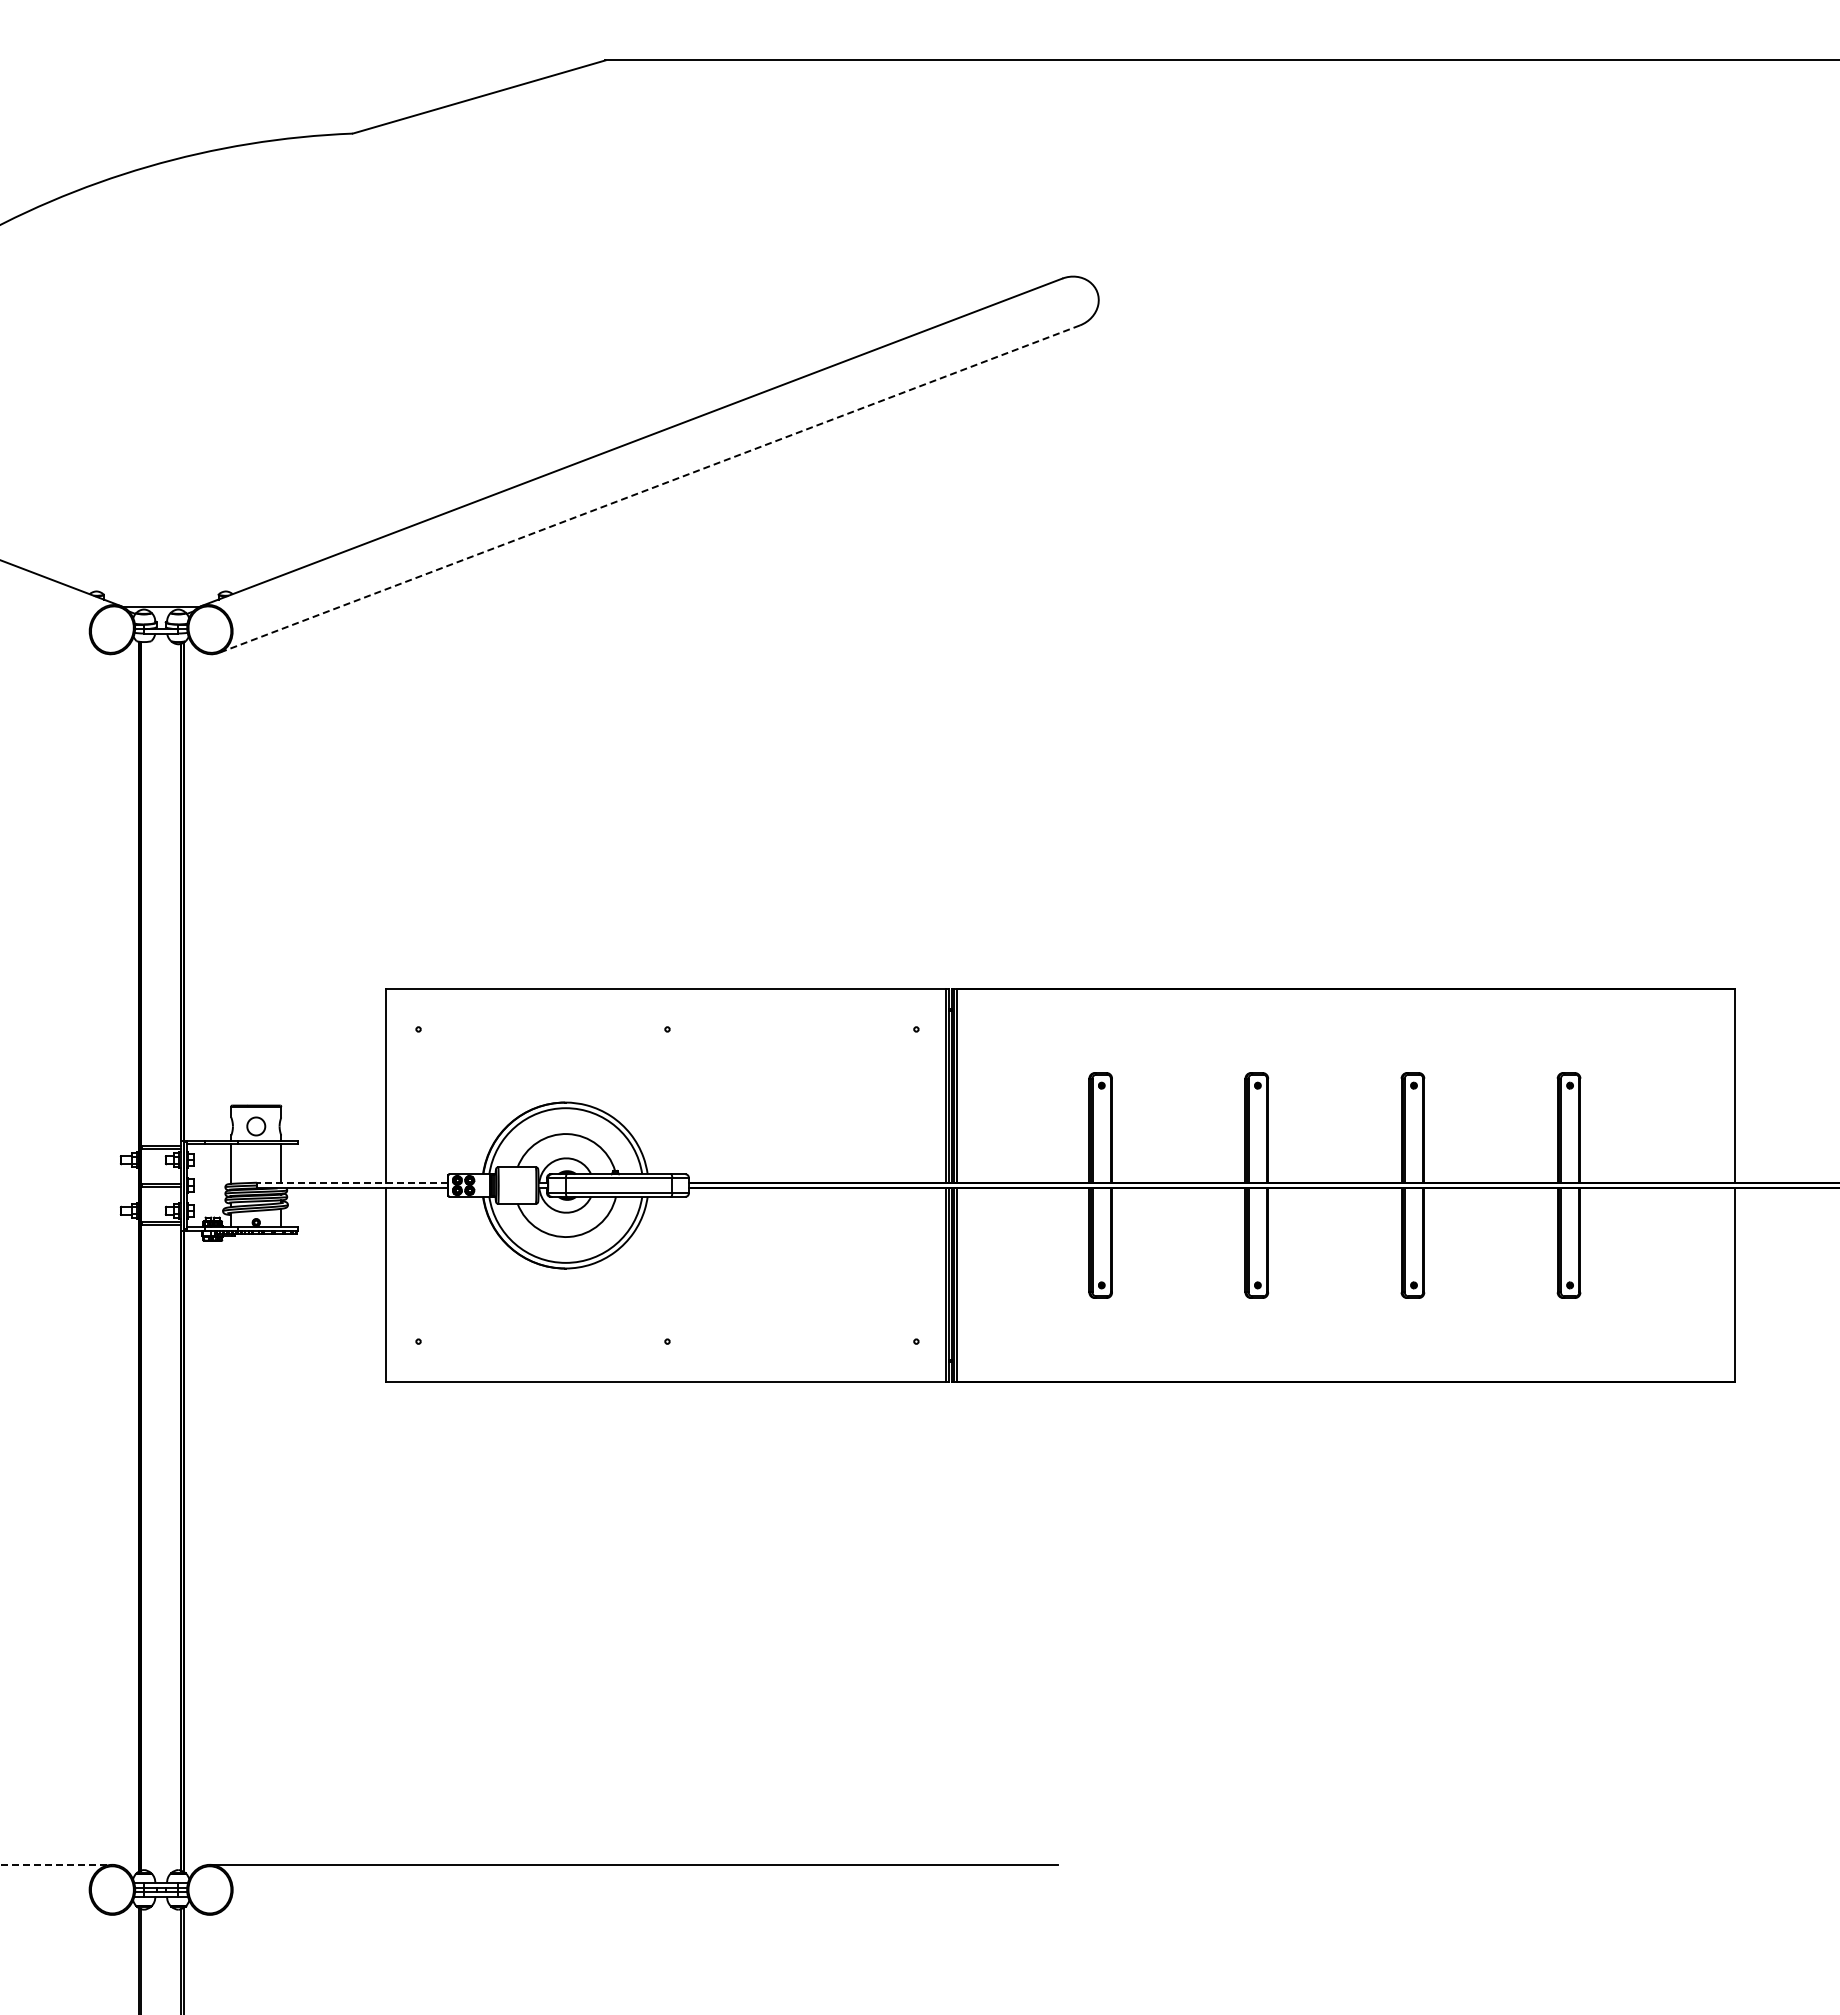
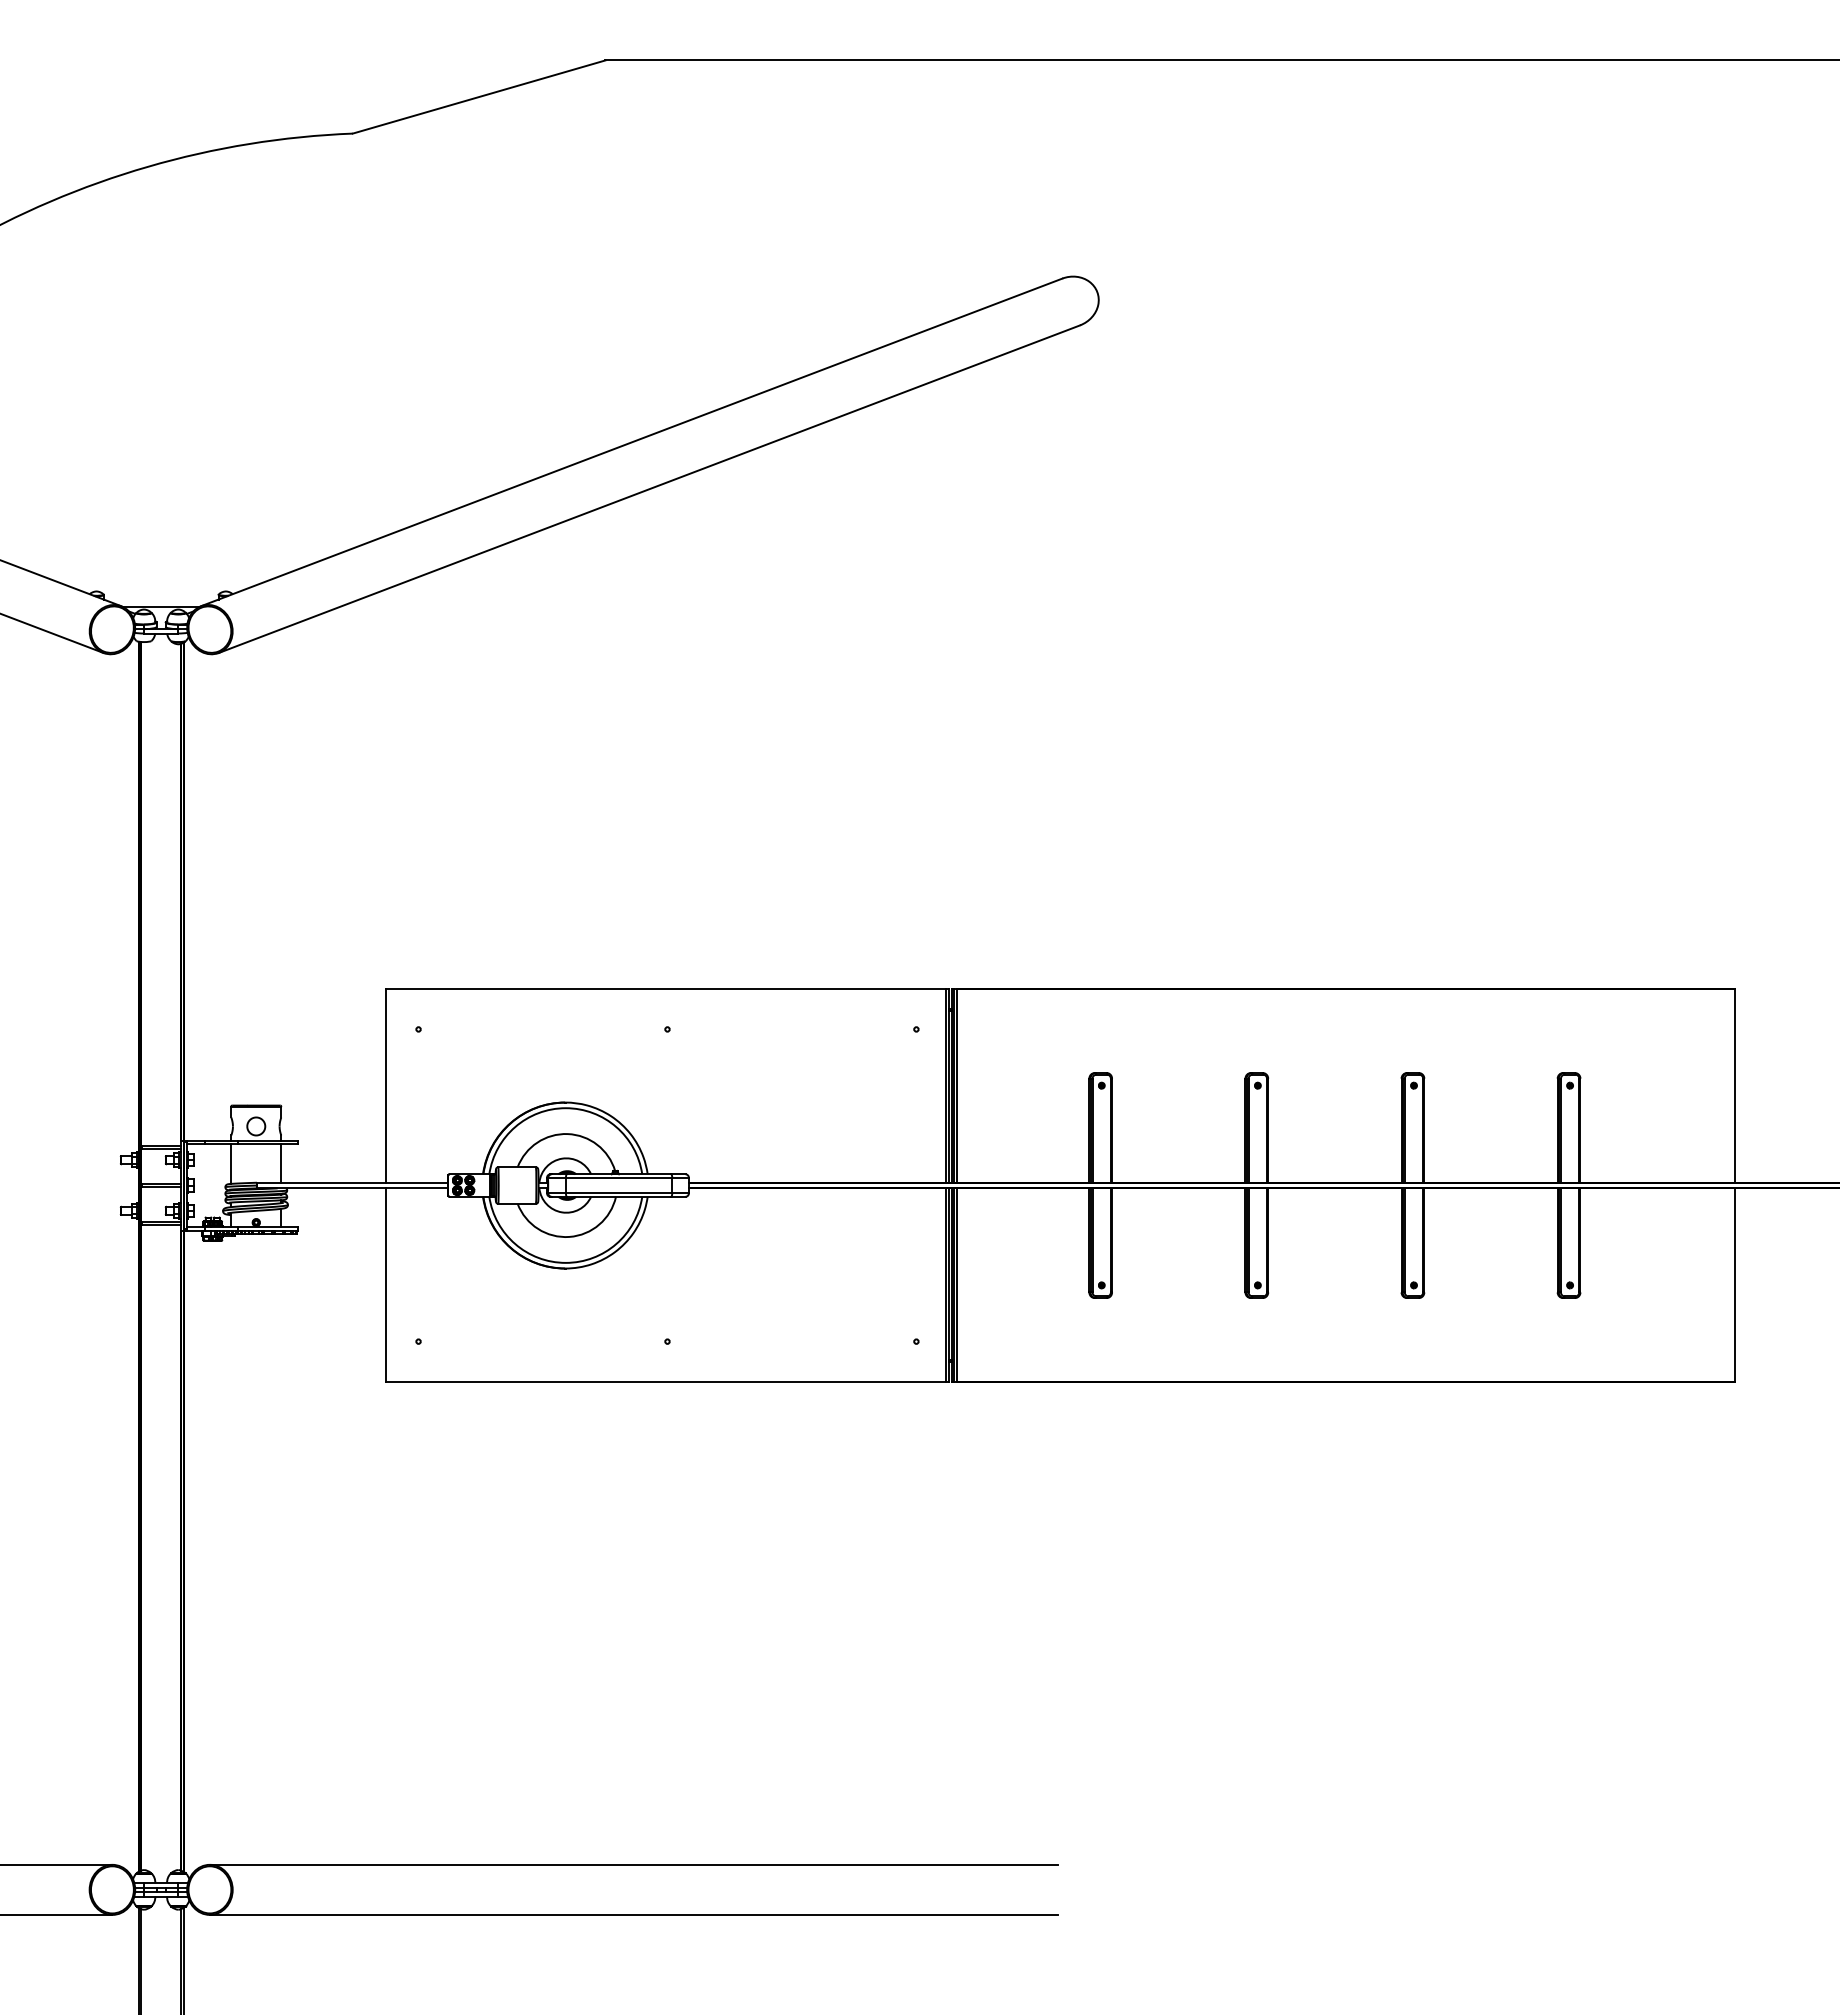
line: dashed -> solid (649, 489)
line: none -> present (52, 633)
line: dashed -> solid (352, 1182)
line: dashed -> solid (56, 1864)
line: none -> present (57, 1914)
line: none -> present (633, 1914)
